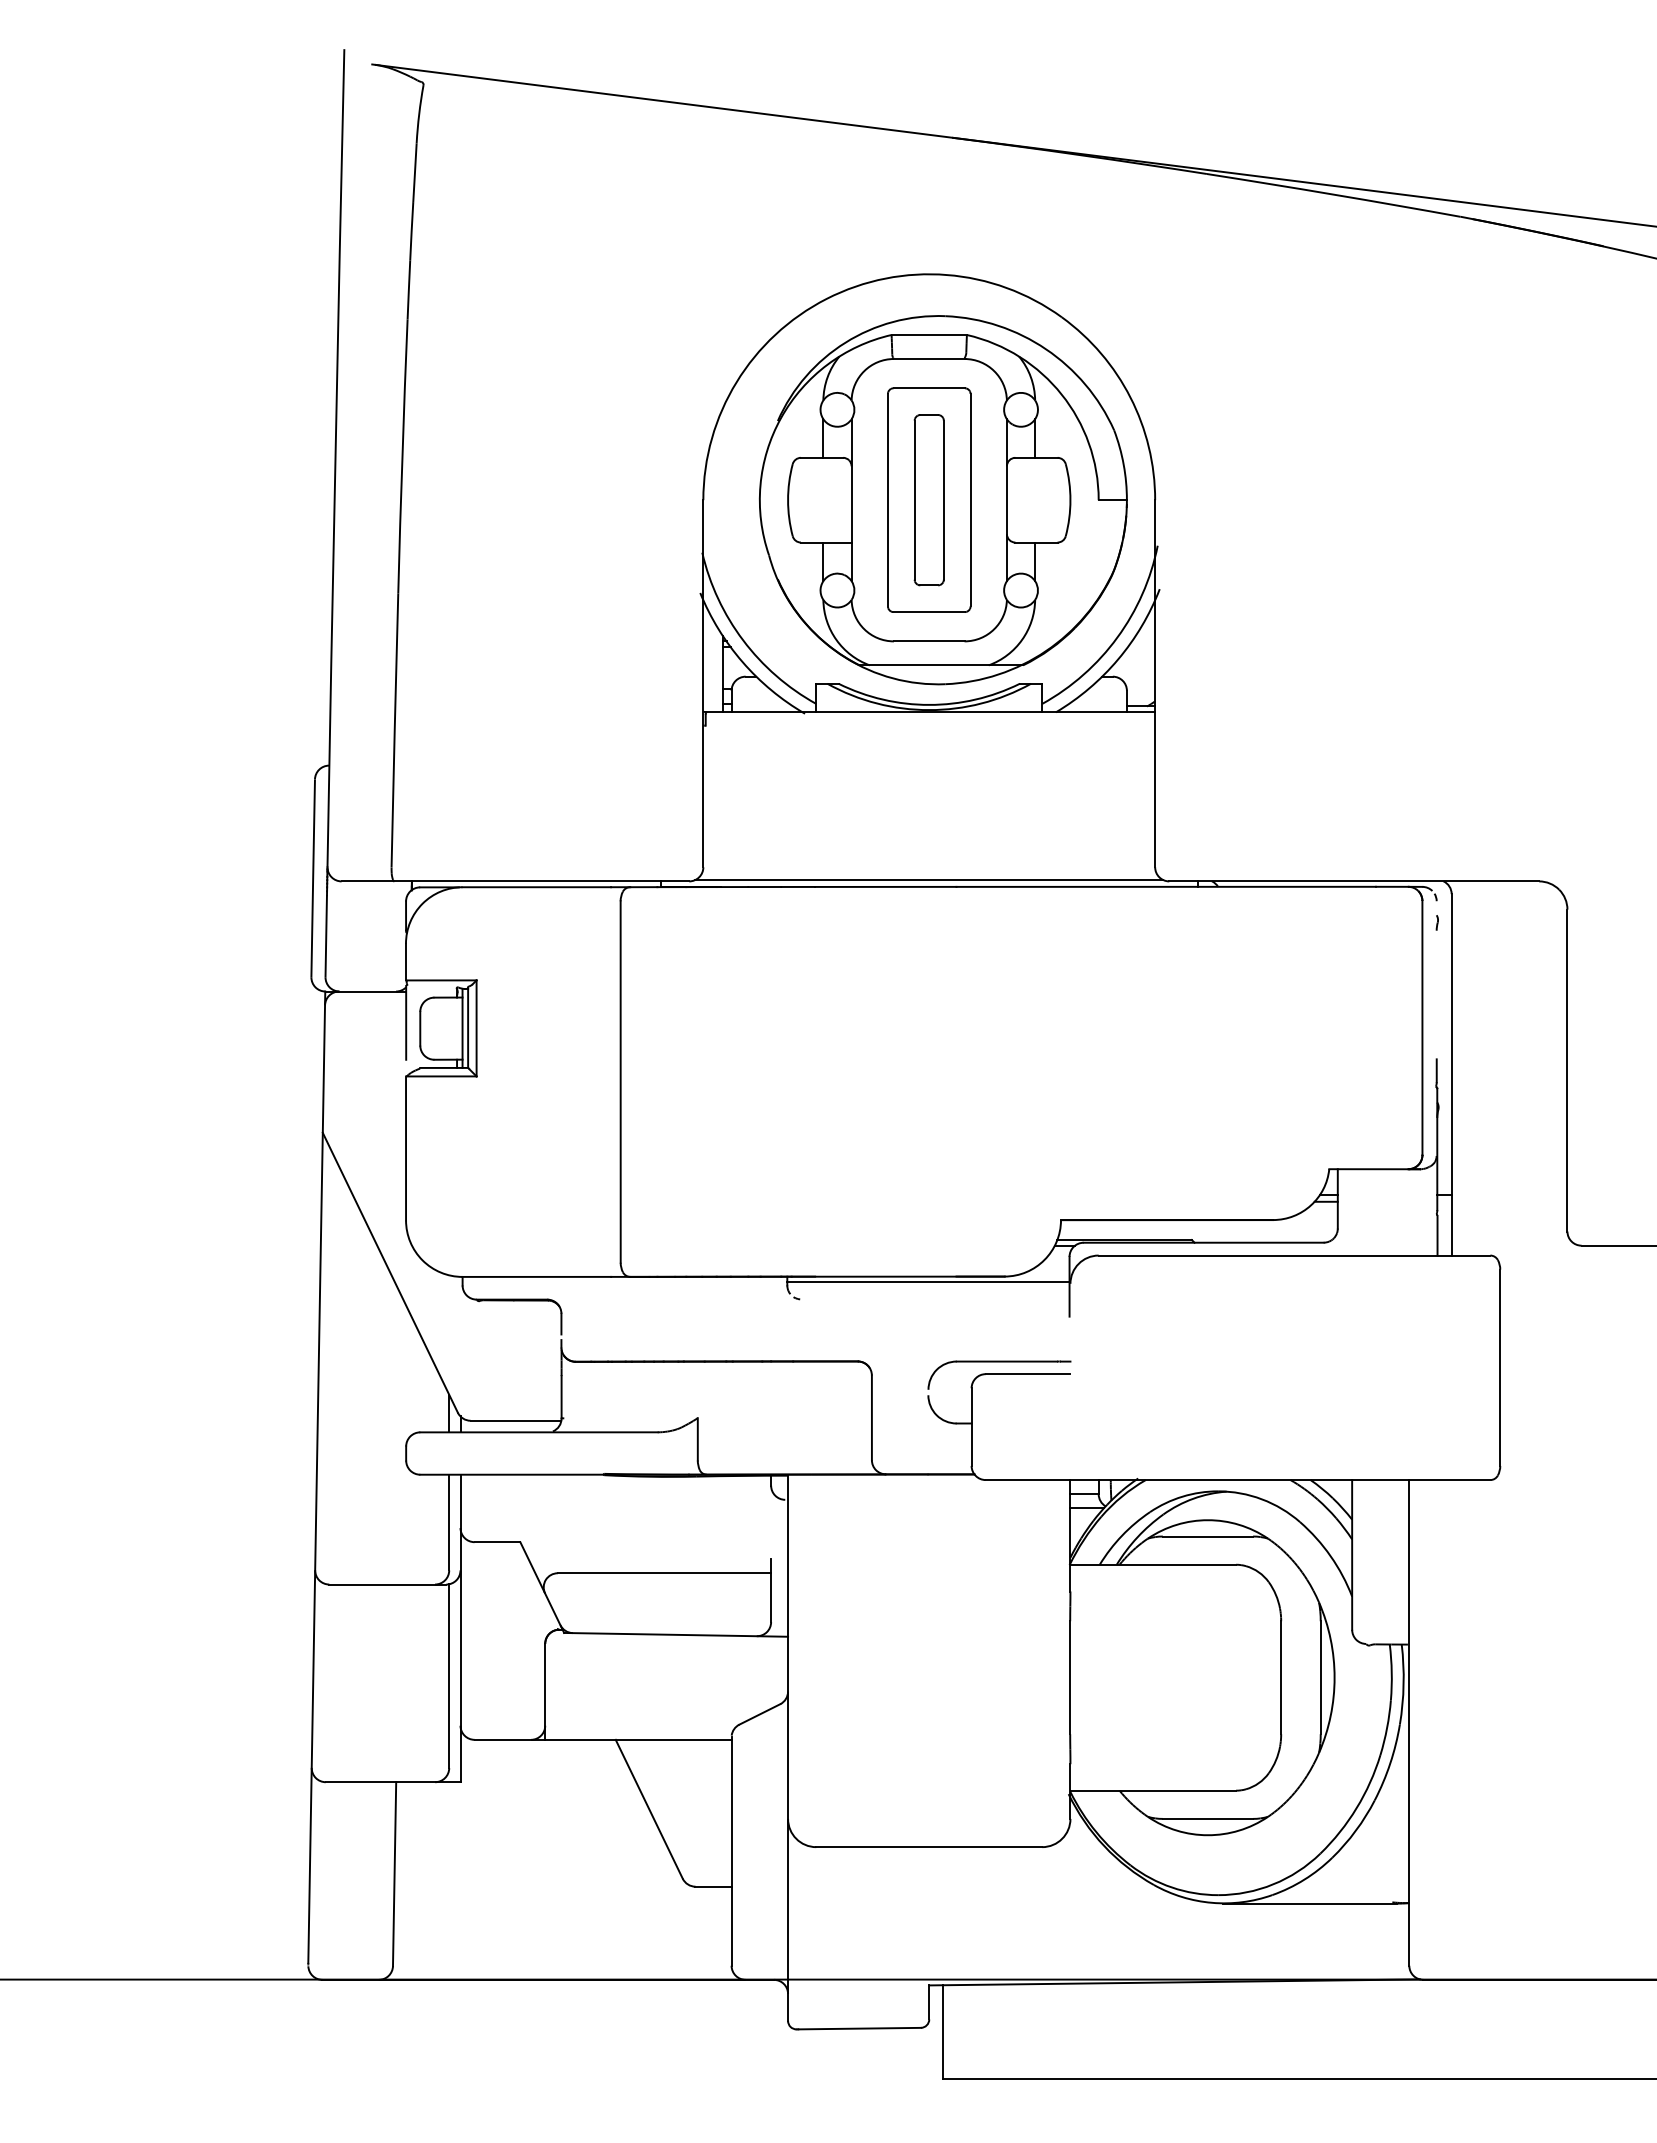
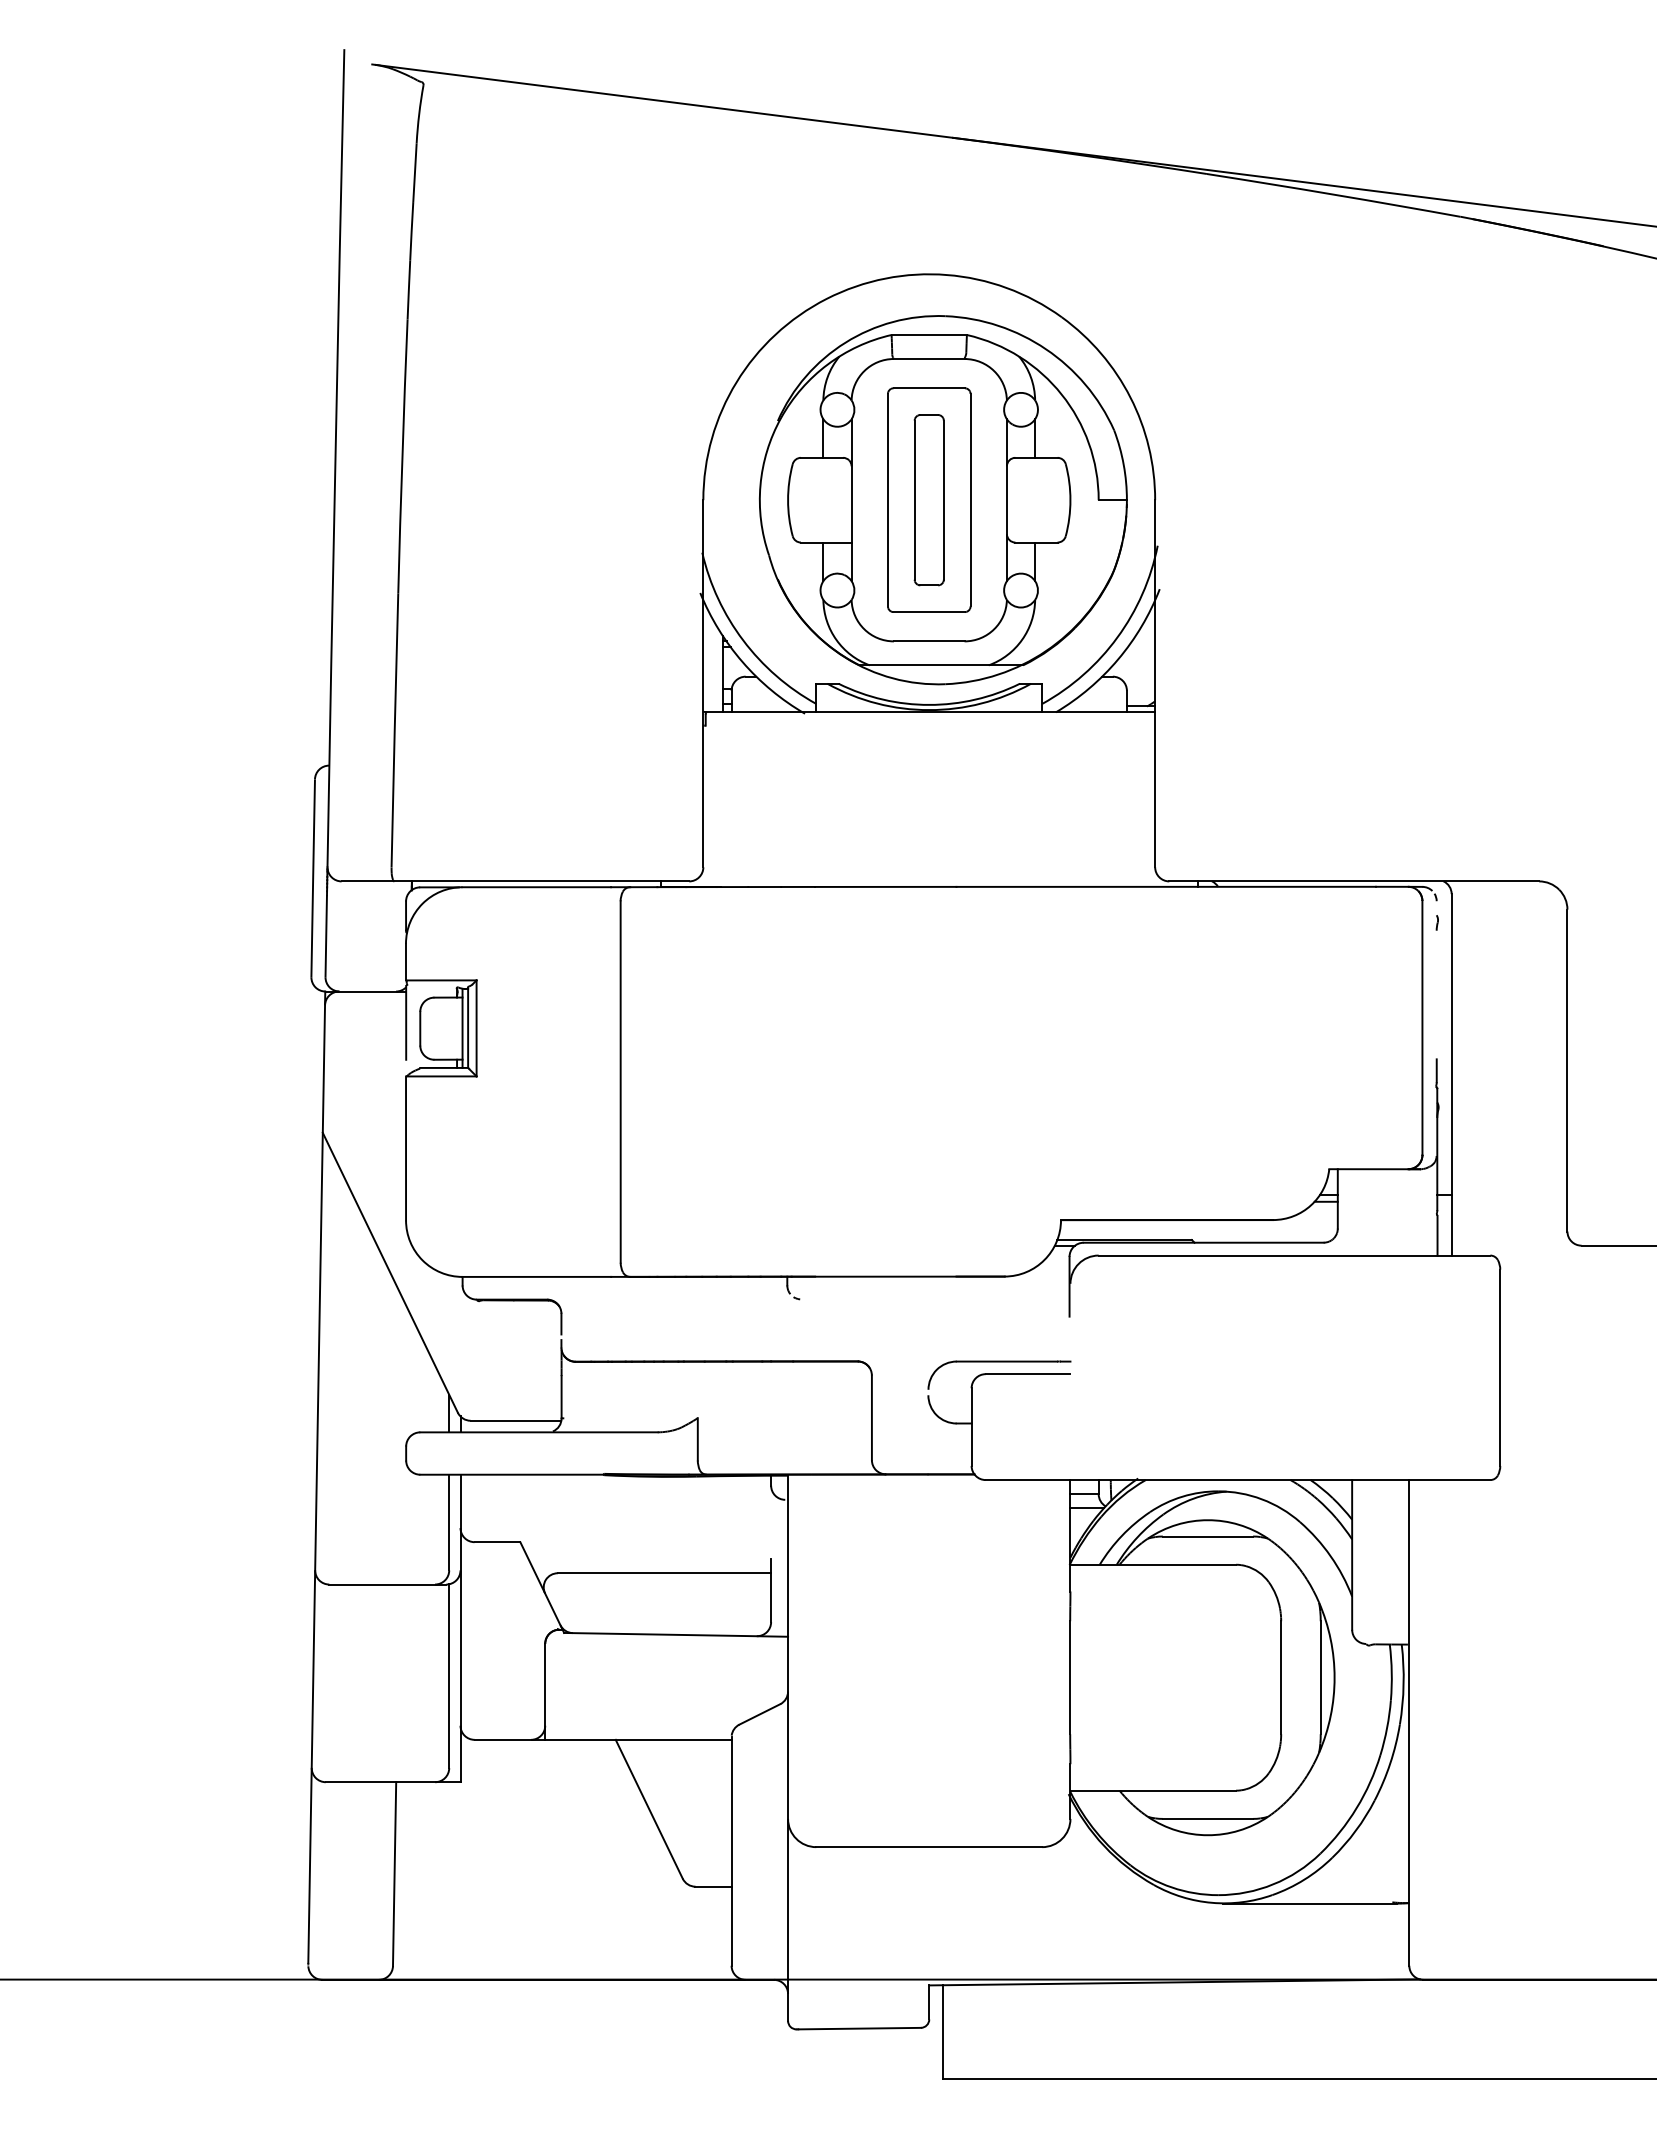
line: present -> none (929, 880)
line: present -> none (927, 1282)
